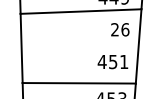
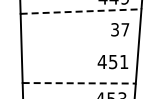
line: solid -> dashed (81, 11)
text: 26 -> 37 (120, 29)
line: solid -> dashed (79, 83)
